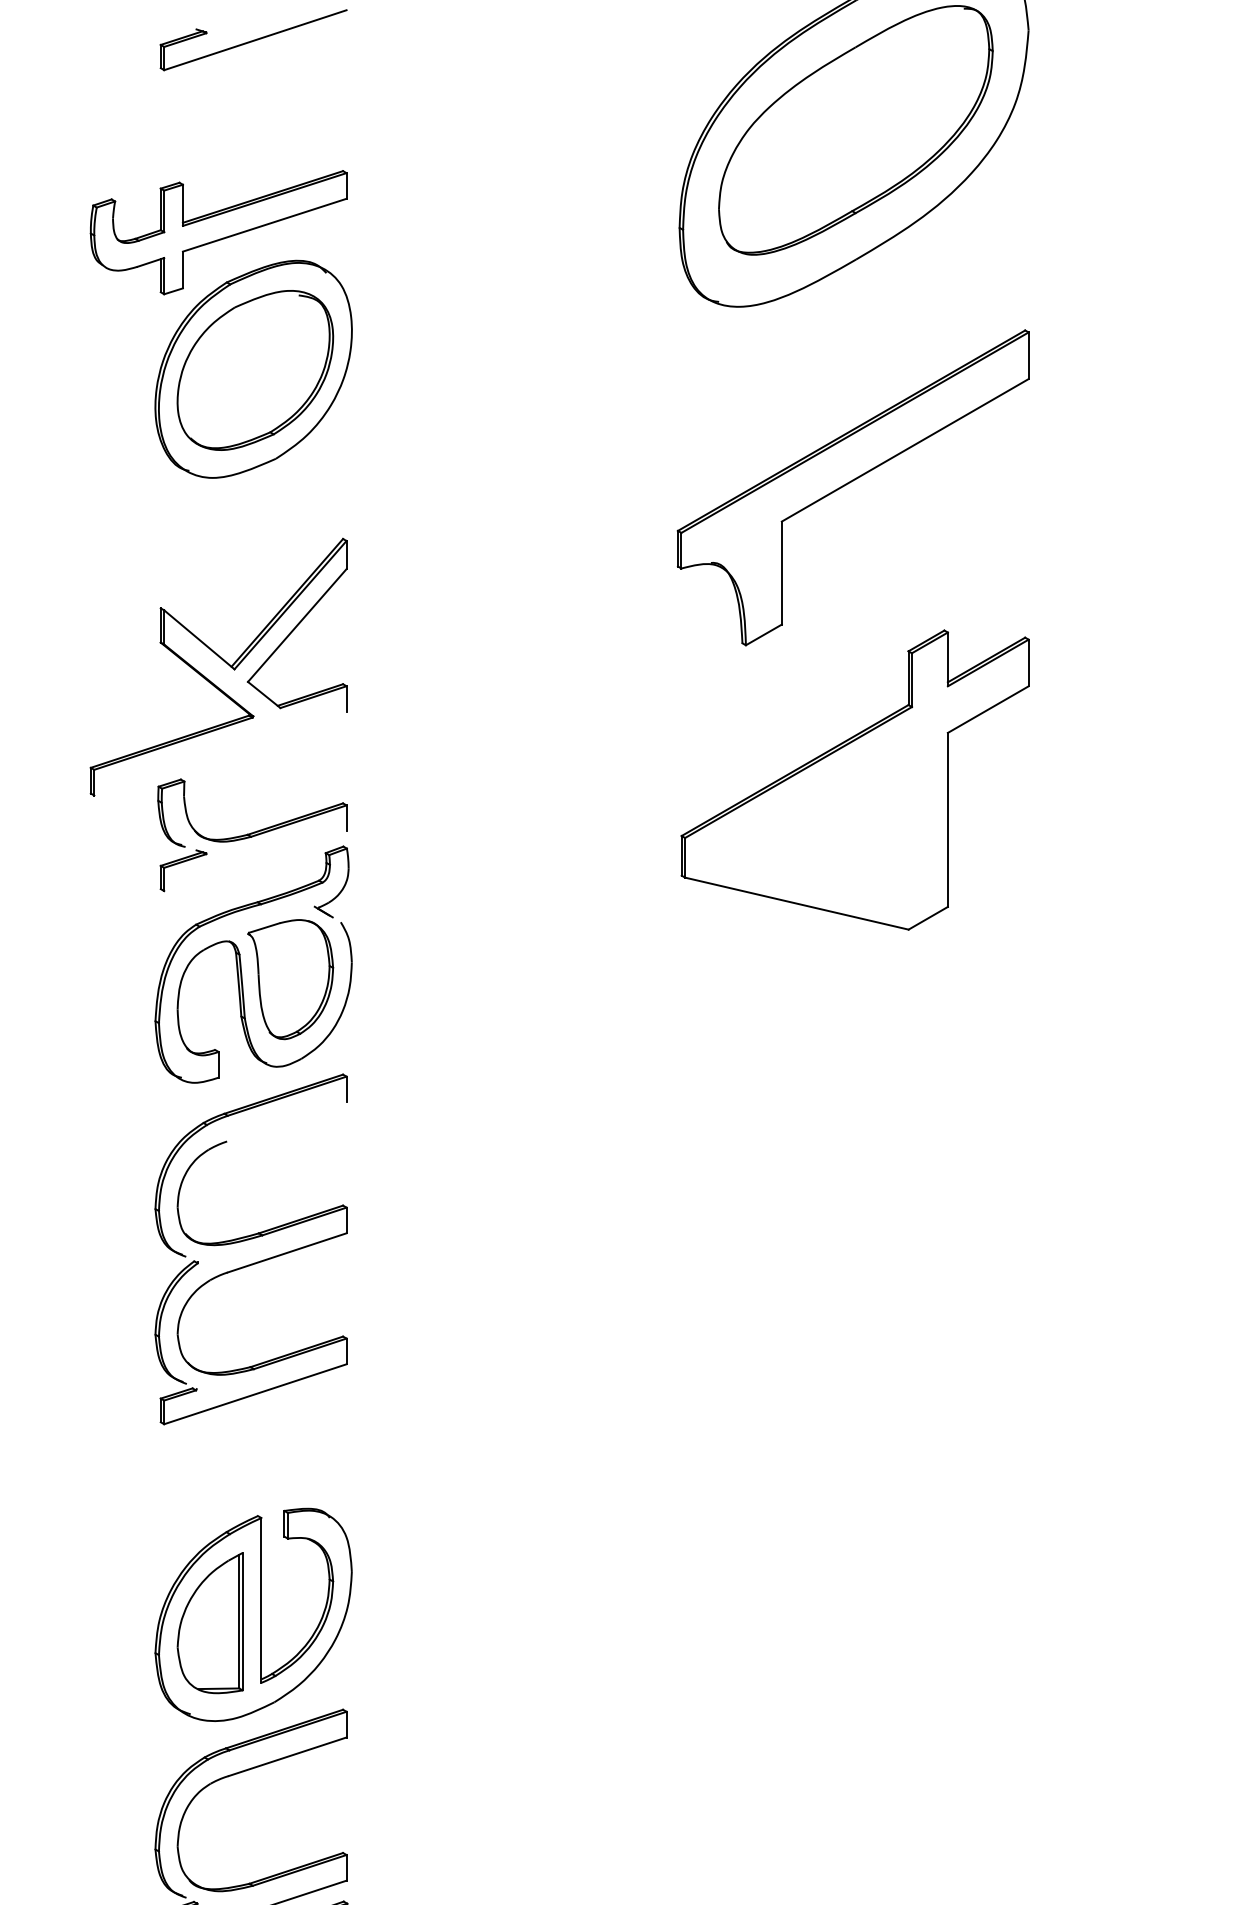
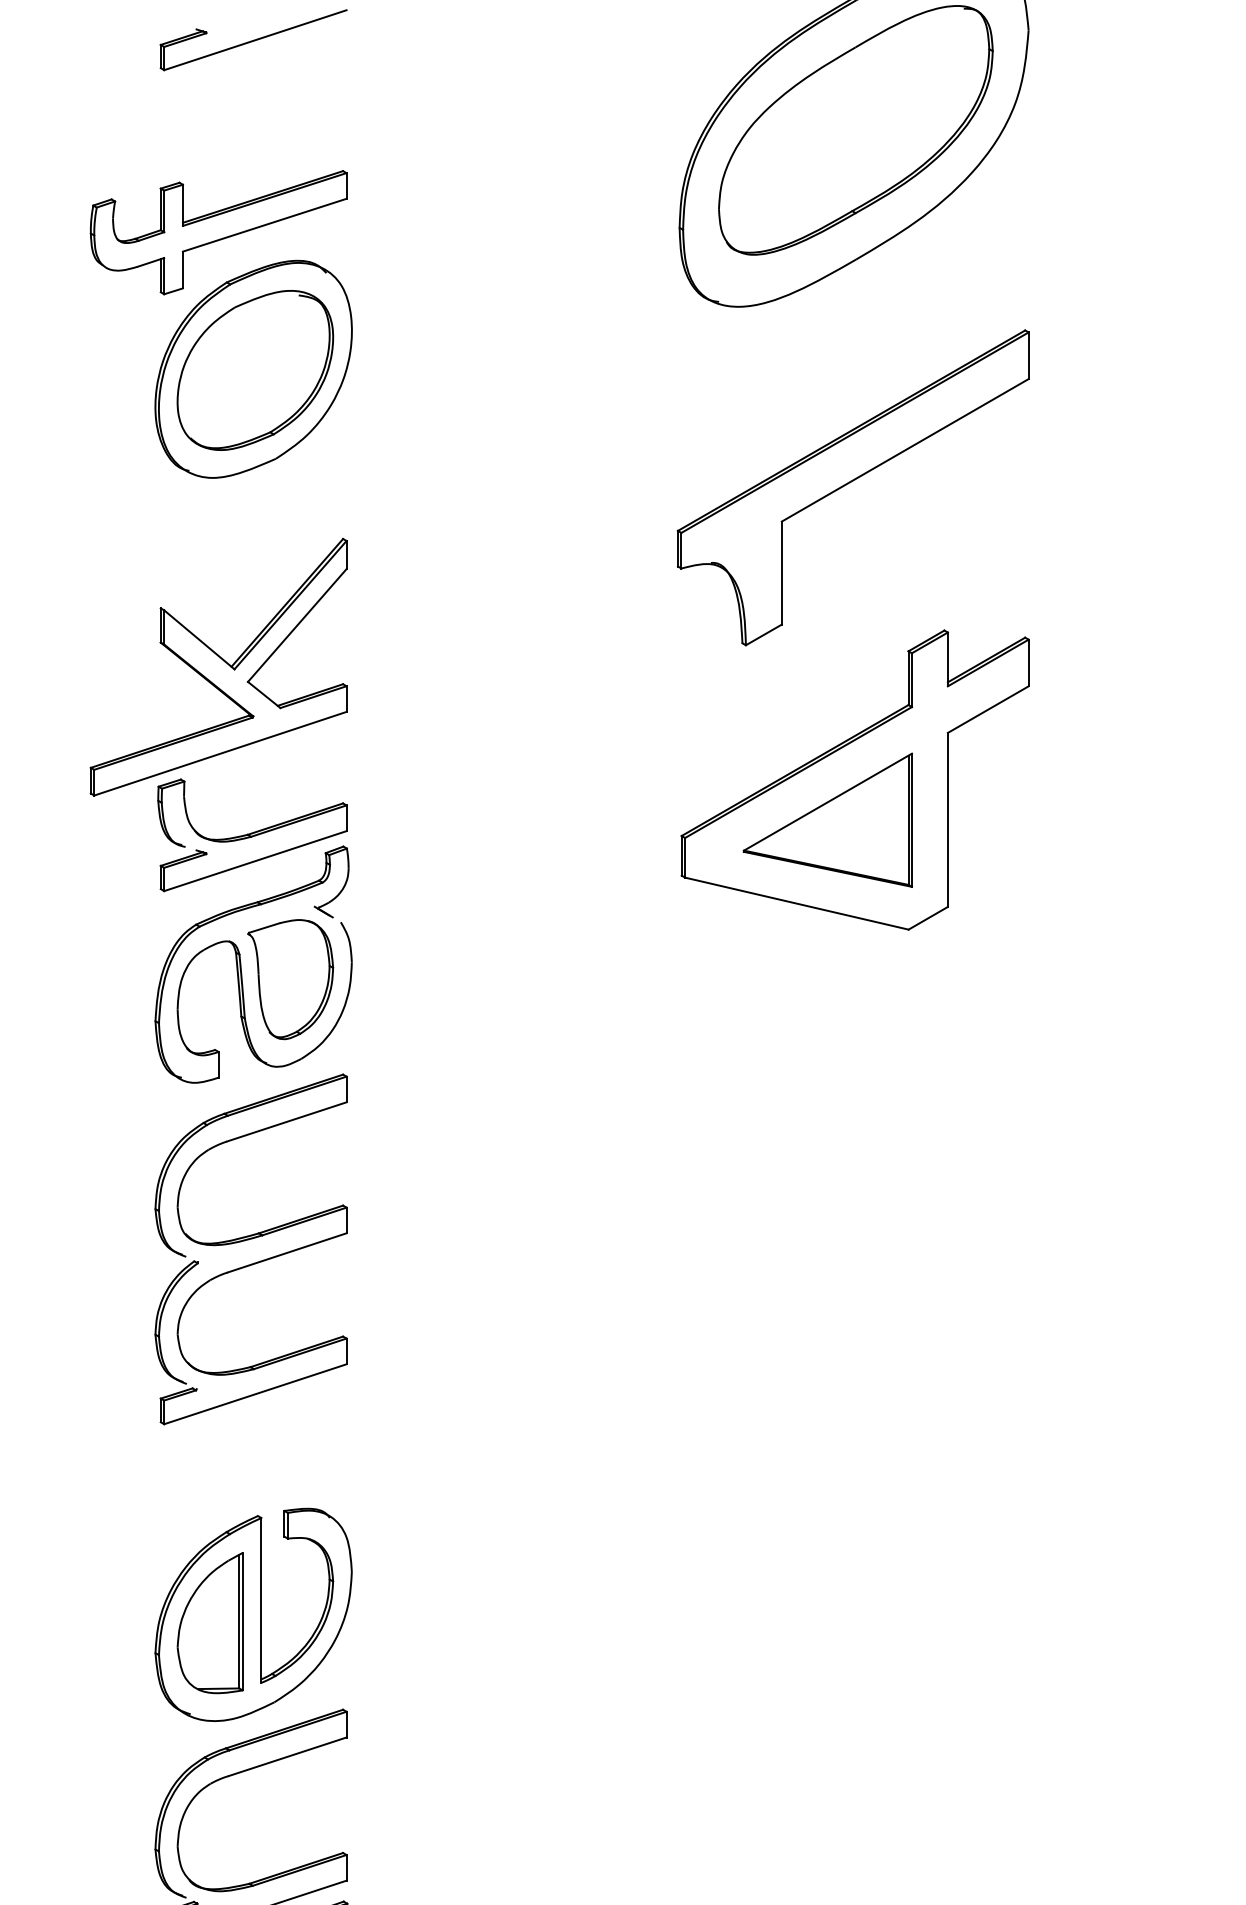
line: none -> present (220, 753)
part: none -> present (827, 819)
line: none -> present (255, 861)
line: none -> present (286, 1121)
